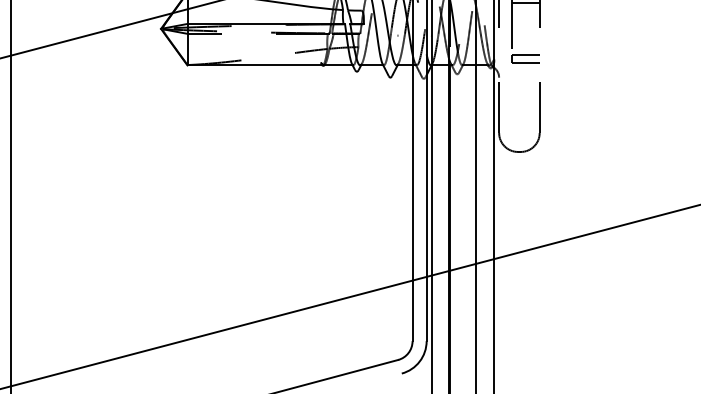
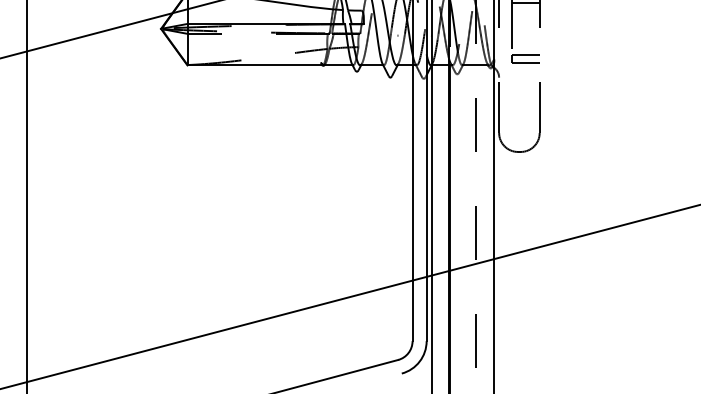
line position: (10, 196) -> (26, 196) (26, 196)
line: solid -> dashed (476, 196)
